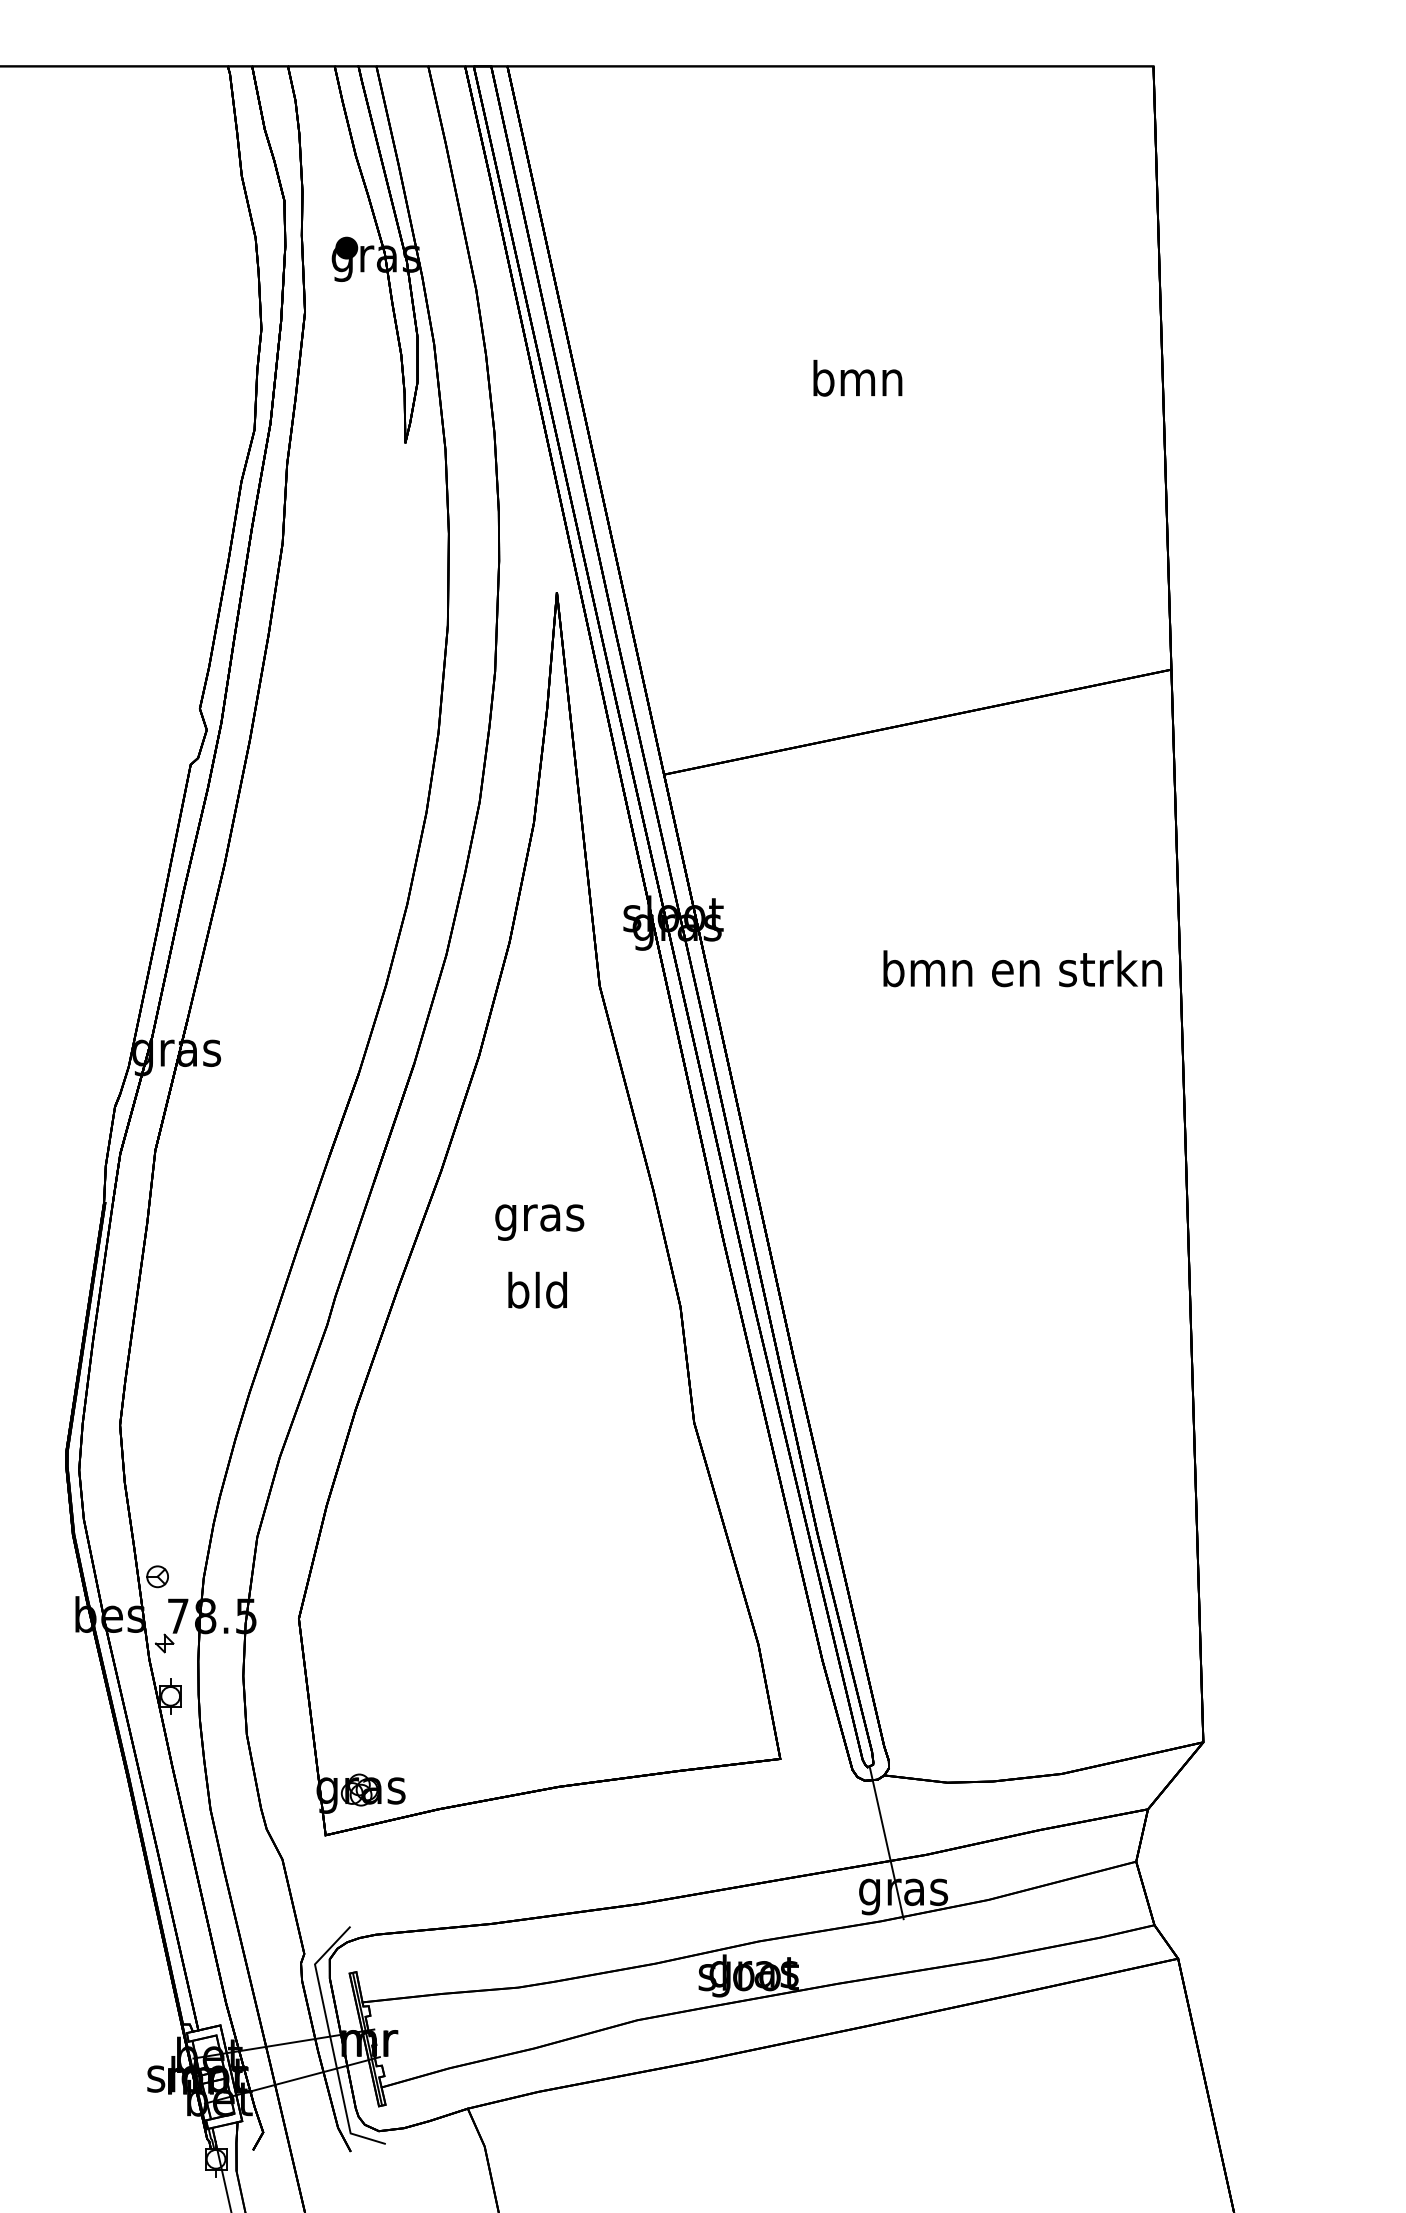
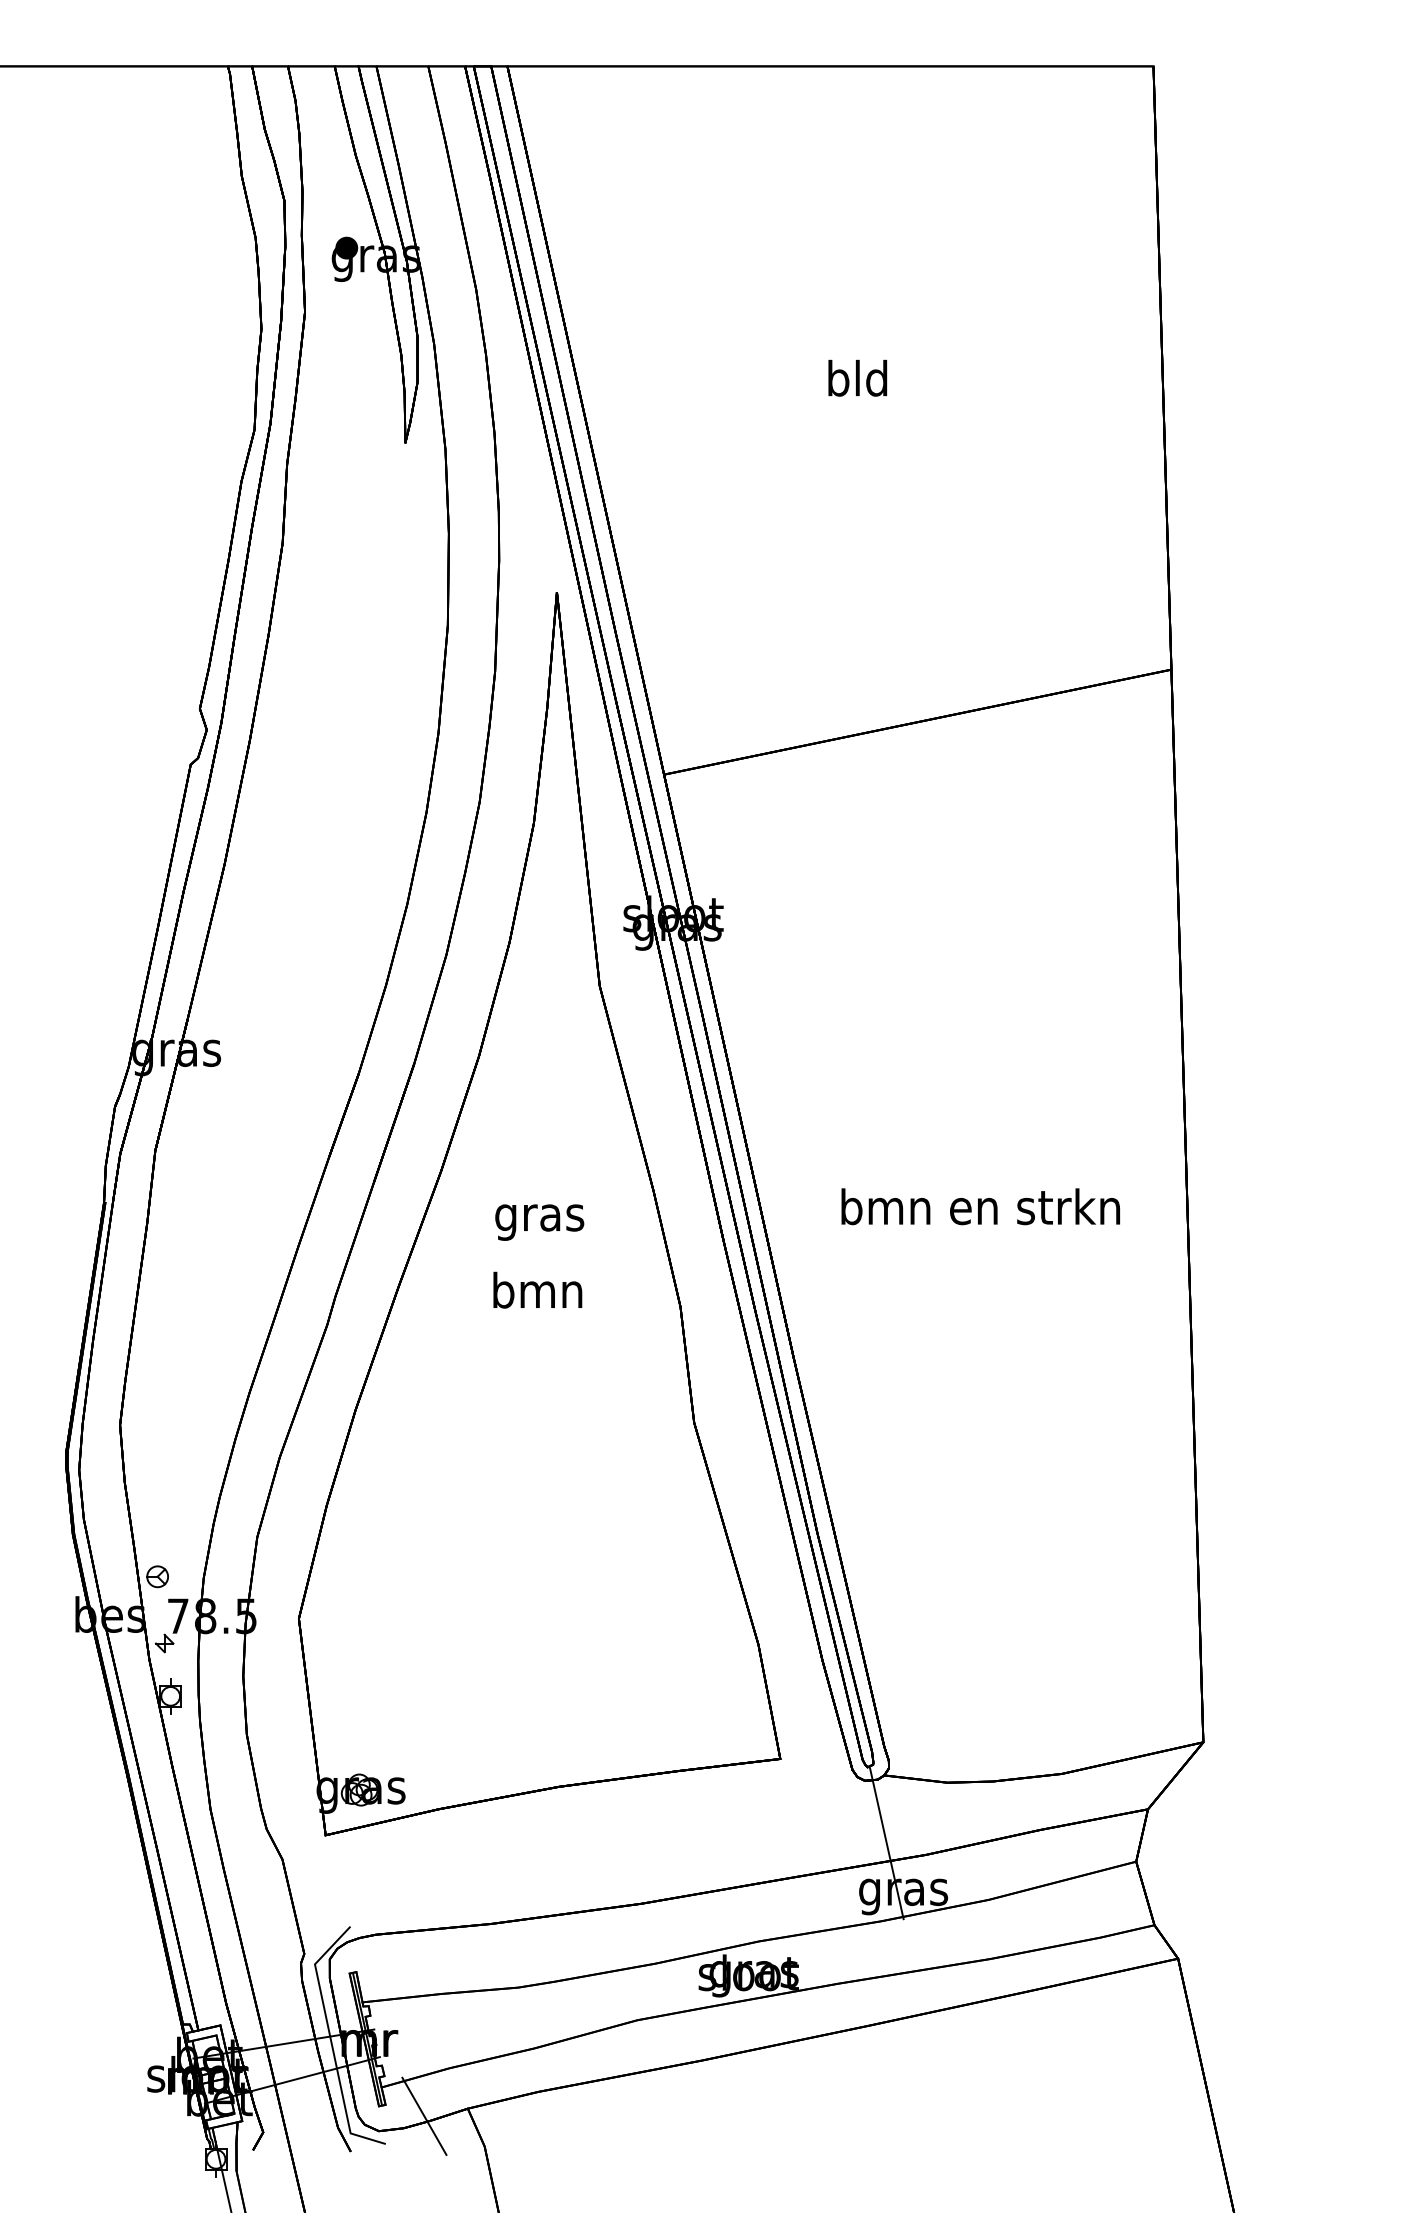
text: bmn -> bld (857, 377)
text position: (1022, 968) -> (980, 1206) (980, 1206)
text: bld -> bmn (537, 1289)
line: none -> present (424, 2115)
